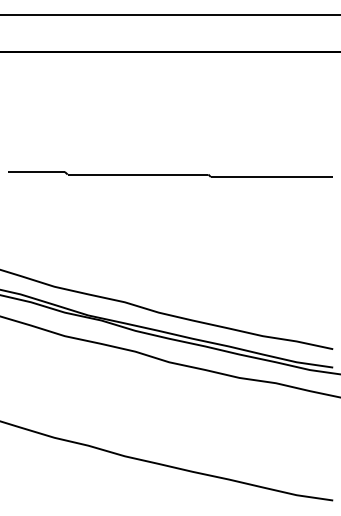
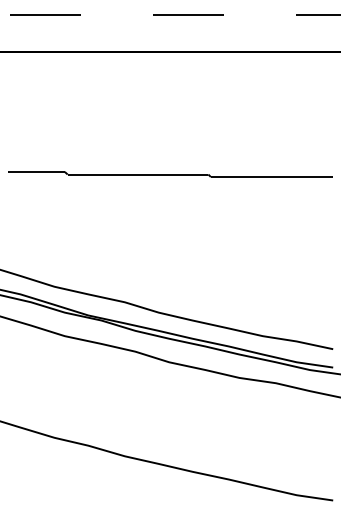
line: solid -> dashed (170, 15)
